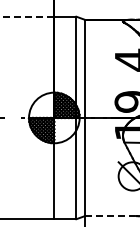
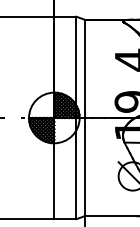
line: dashed -> solid (27, 16)
line: dashed -> solid (110, 216)
